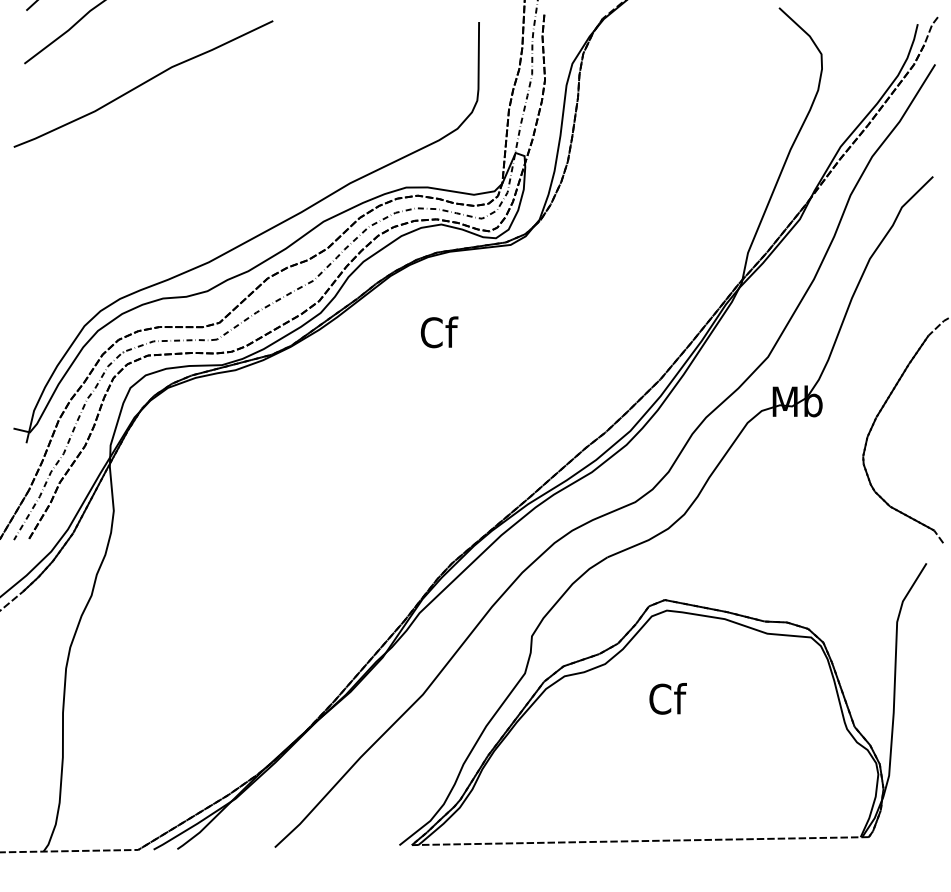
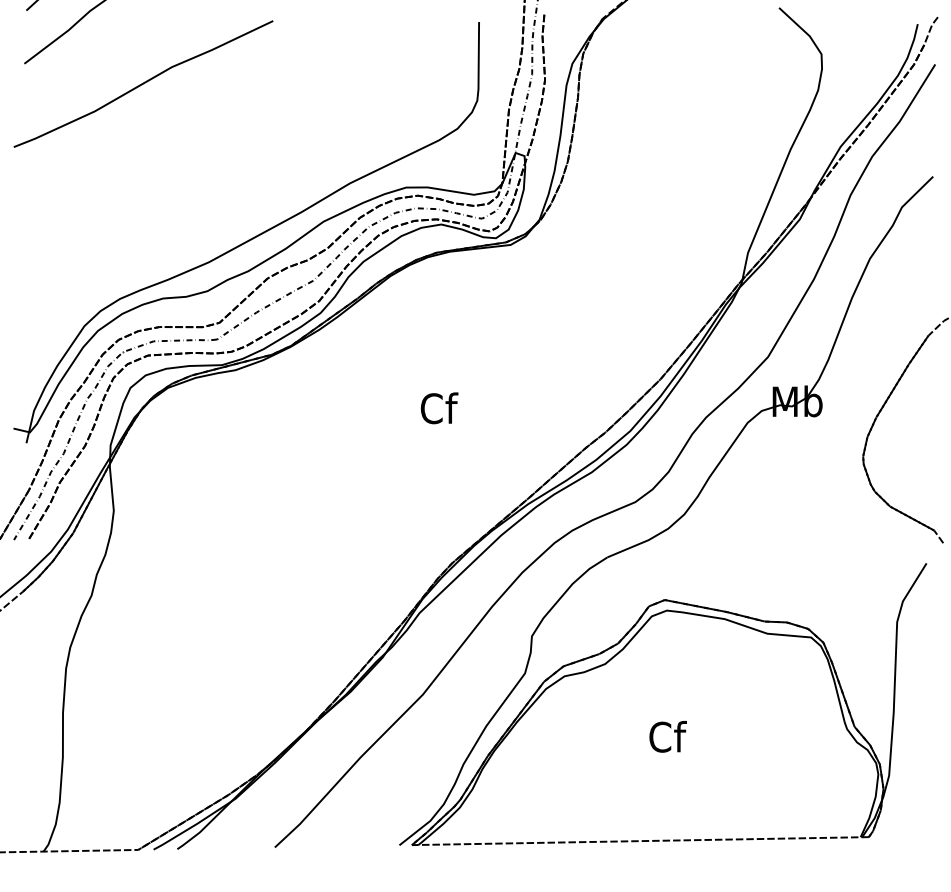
text position: (439, 332) -> (439, 408) (439, 408)
text position: (667, 698) -> (667, 736) (667, 736)
